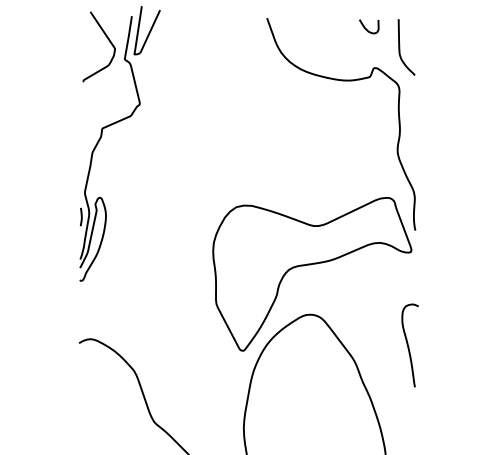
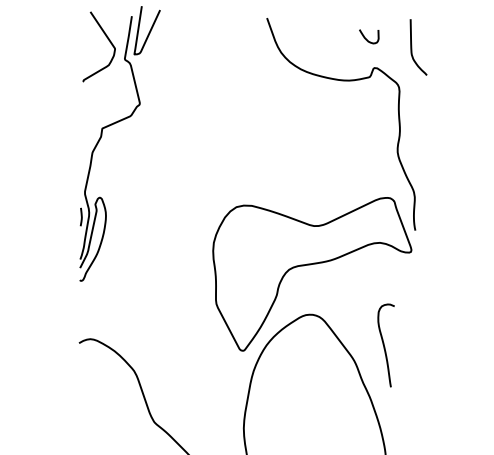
curve position: (366, 28) -> (366, 38) (366, 38)
curve position: (400, 47) -> (412, 47) (412, 47)
curve position: (408, 345) -> (384, 345) (384, 345)
